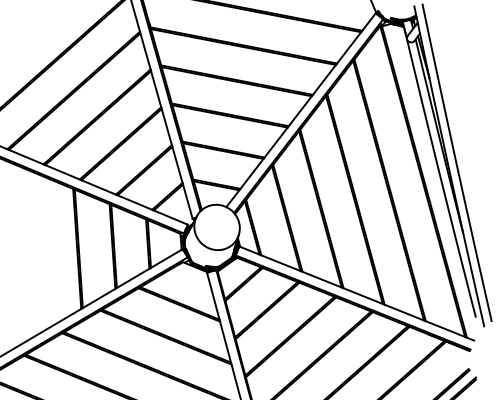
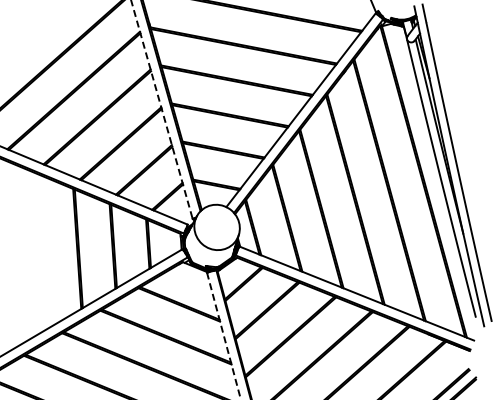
line: solid -> dashed (162, 110)
line: solid -> dashed (224, 336)
